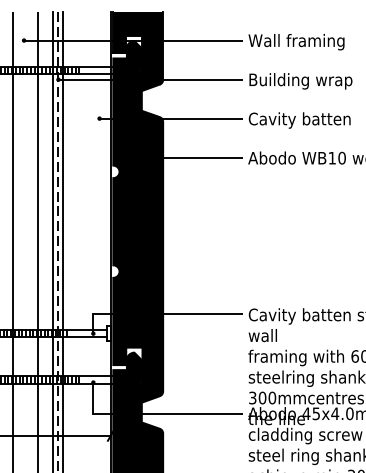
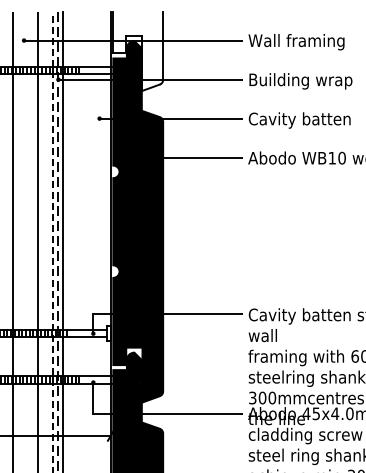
fill: present -> none (138, 51)
line: solid -> dashed (53, 242)
